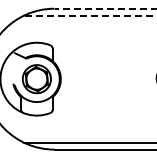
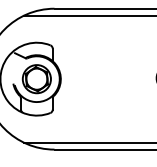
line: dashed -> solid (105, 8)
line: dashed -> solid (89, 15)
